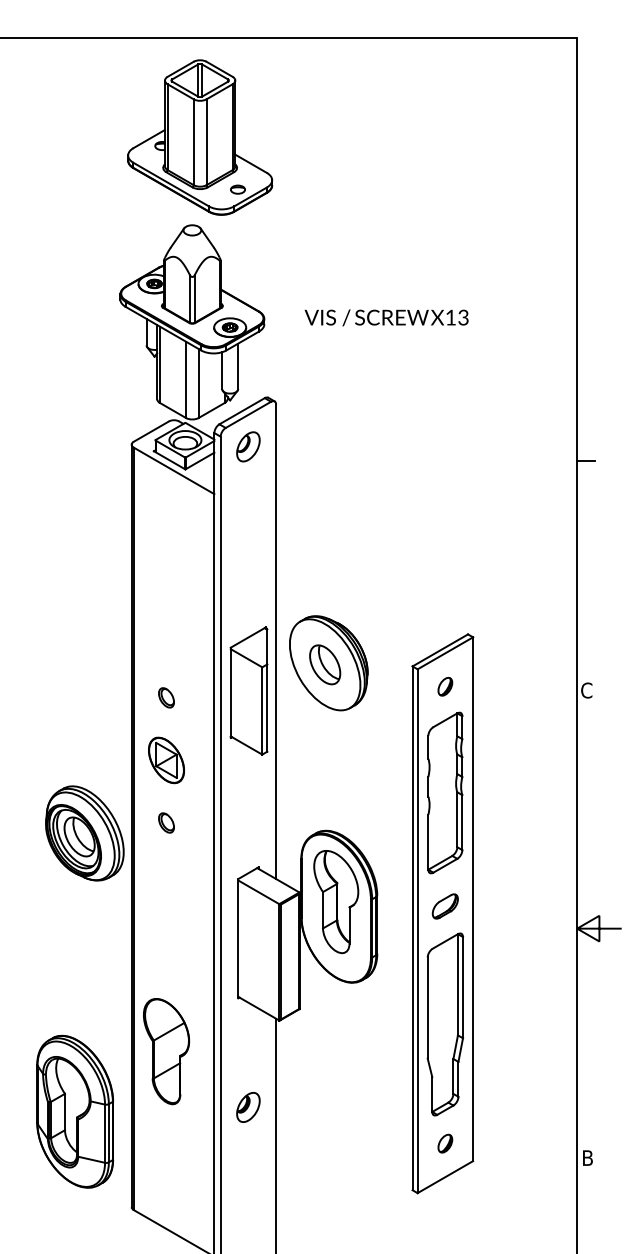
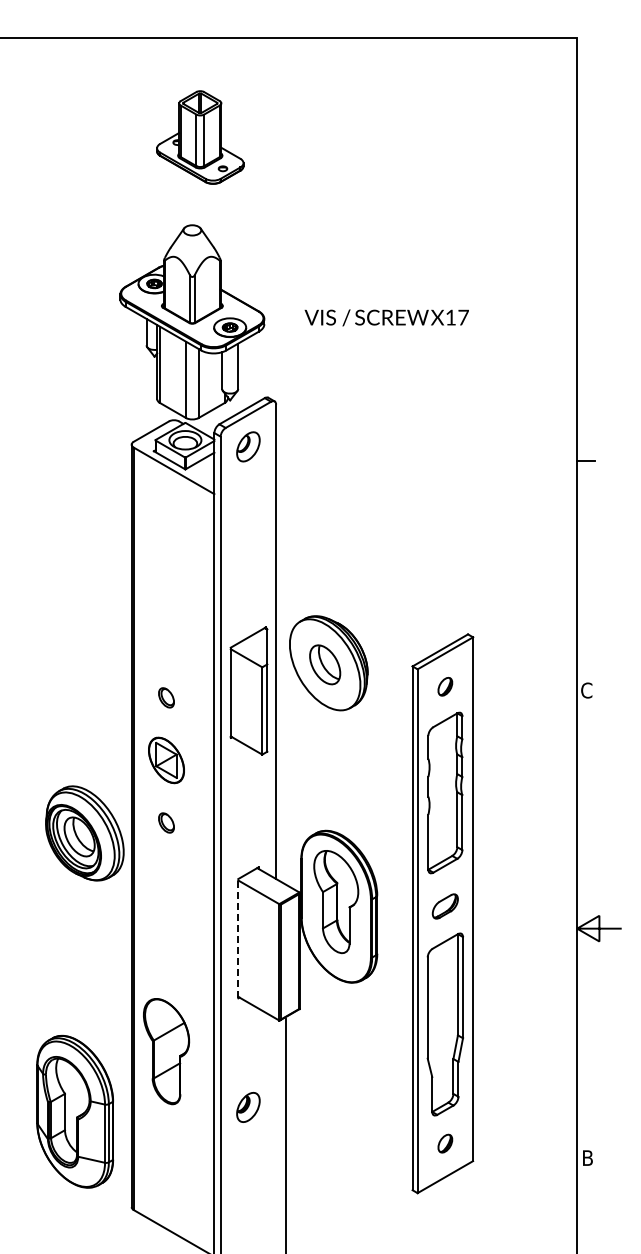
part size: 147x157 px -> 89x95 px (200, 137)
text: X13 -> X17 (463, 317)
line: solid -> dashed (238, 938)
line position: (276, 1134) -> (286, 1134) (286, 1134)
